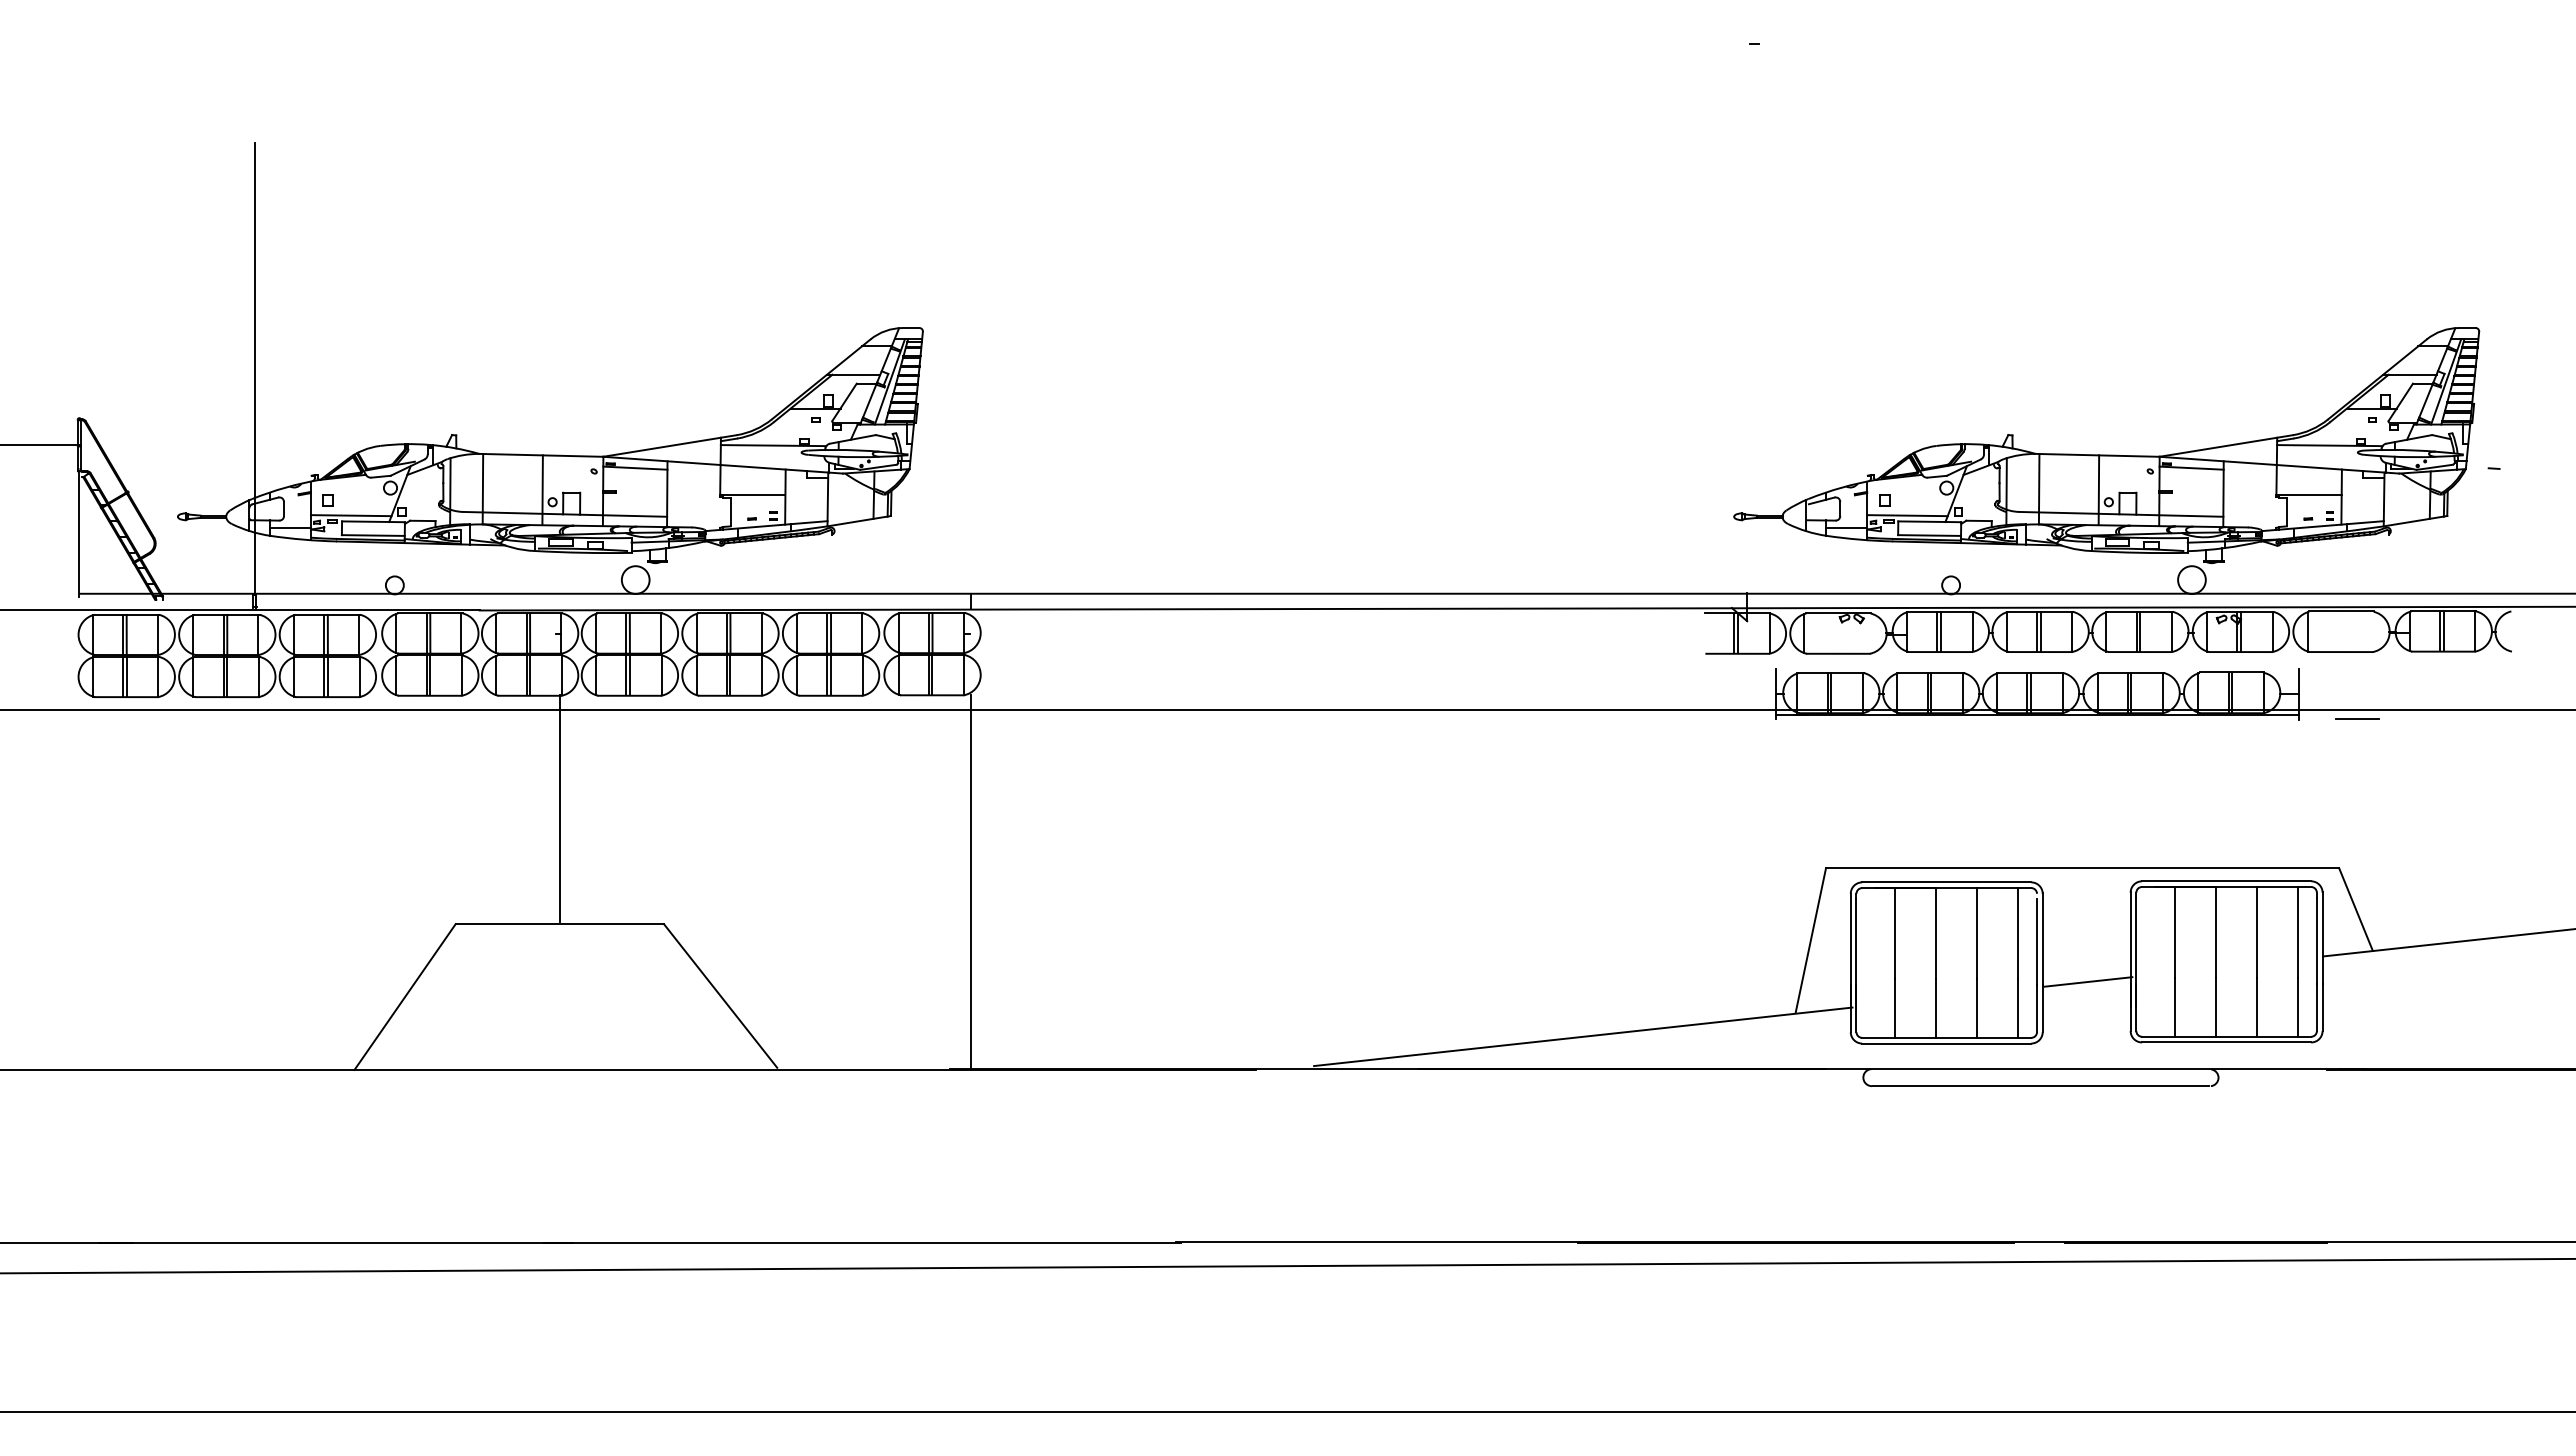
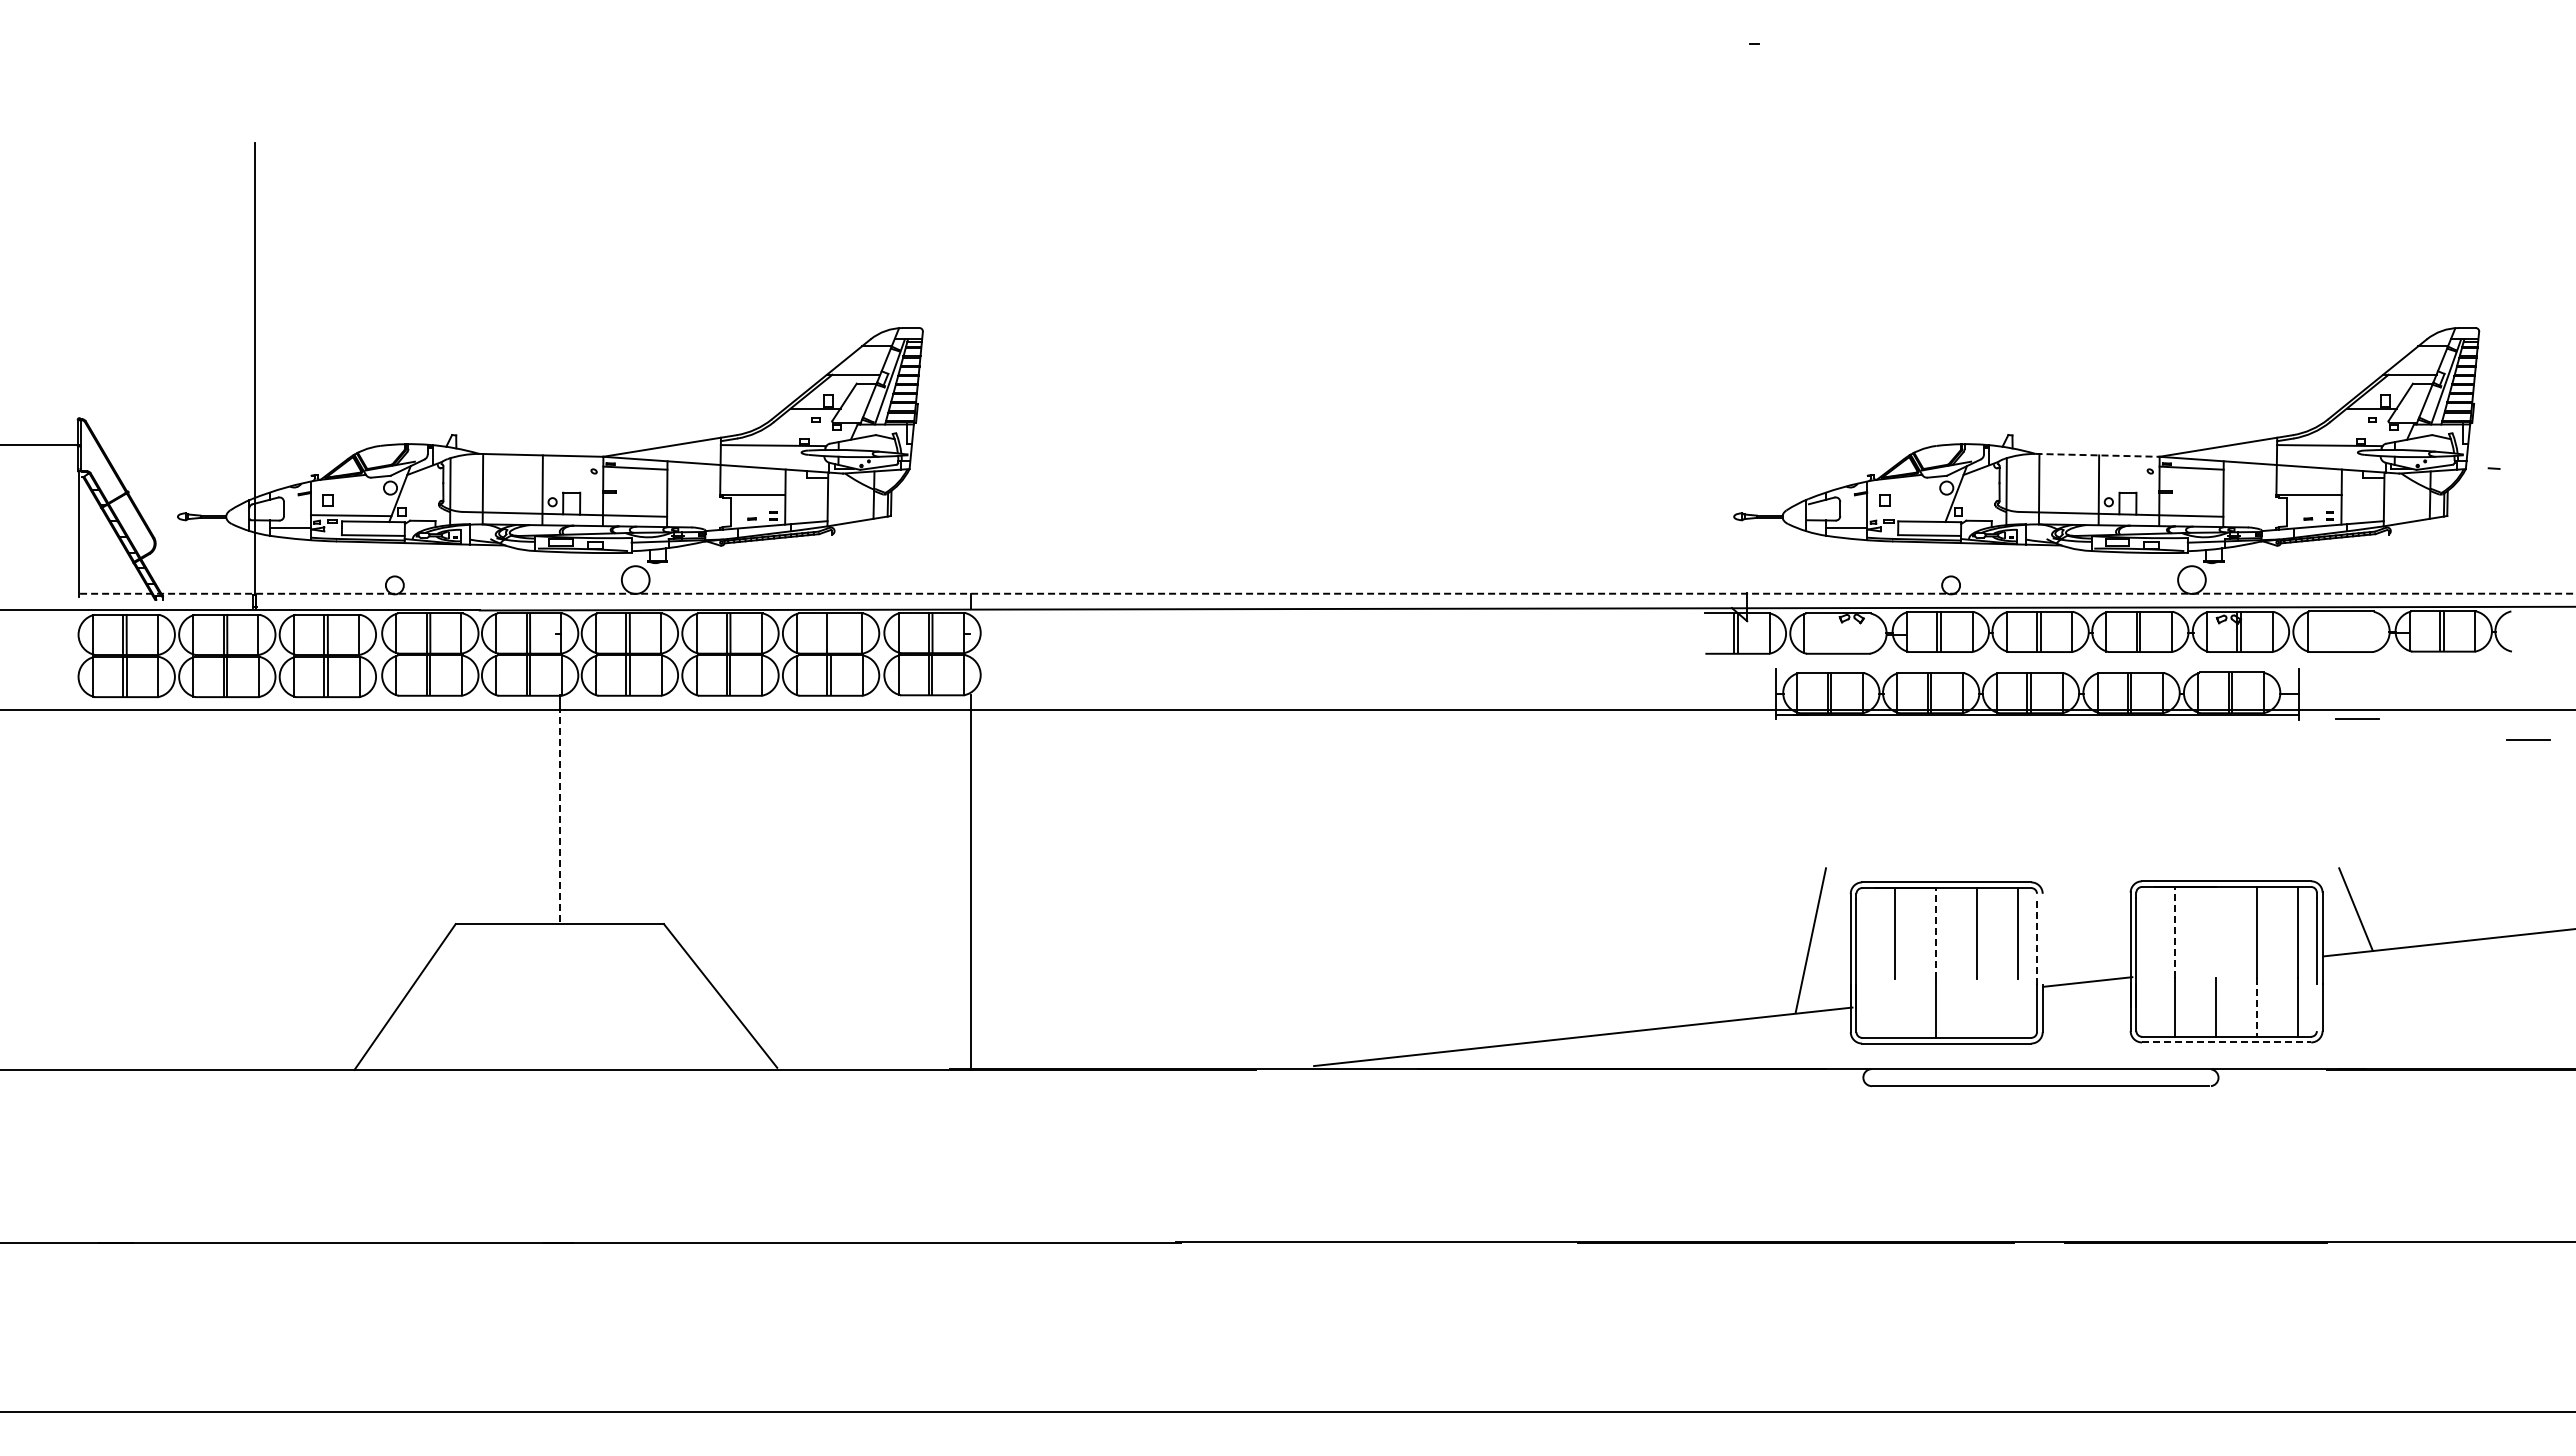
line: solid -> dashed (2097, 455)
line: present -> none (1907, 515)
line: solid -> dashed (1328, 593)
line: present -> none (831, 633)
line: none -> present (2528, 739)
line: solid -> dashed (559, 814)
line: present -> none (2082, 868)
line: solid -> dashed (2175, 932)
line: present -> none (2216, 932)
line: solid -> dashed (1936, 933)
line: present -> none (2042, 938)
line: solid -> dashed (2037, 941)
line: solid -> dashed (2257, 1007)
line: present -> none (2316, 1007)
line: present -> none (1895, 1008)
line: present -> none (1977, 1008)
line: present -> none (2018, 1008)
line: solid -> dashed (2226, 1042)
line: present -> none (1287, 1265)
